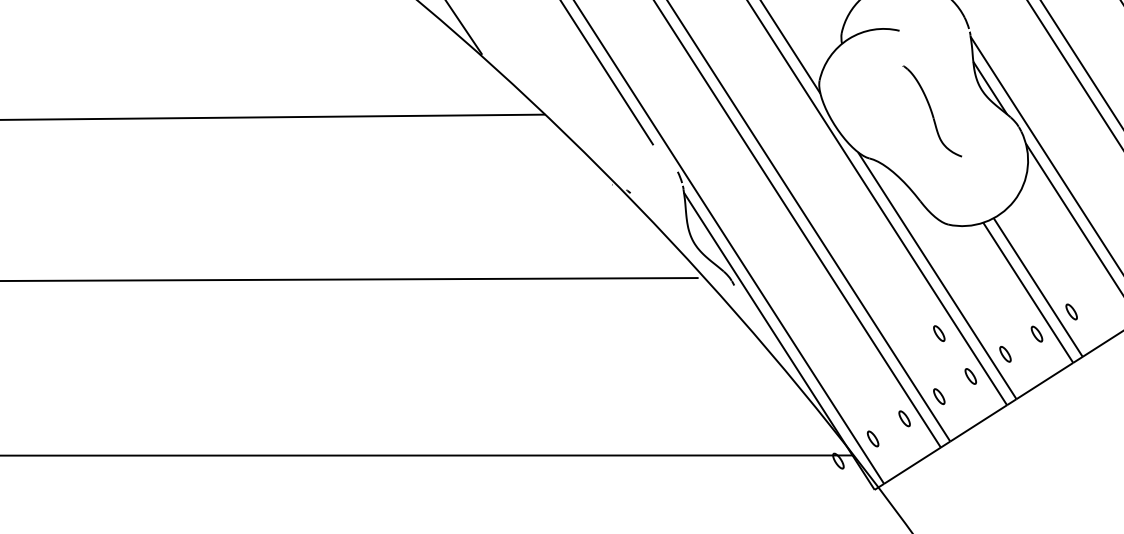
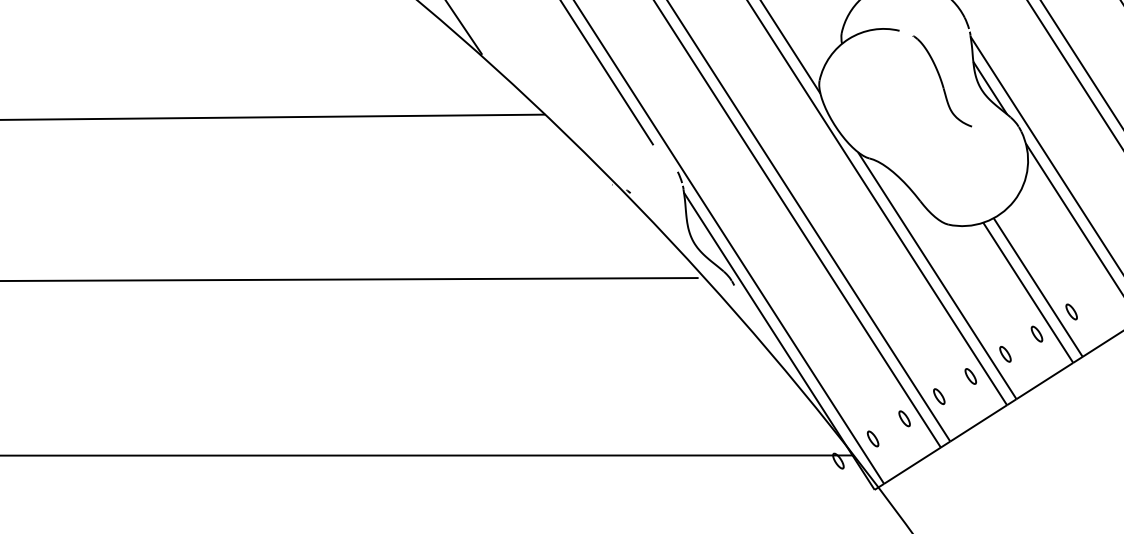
part position: (932, 111) -> (942, 81) (942, 81)
part: present -> none (939, 333)
